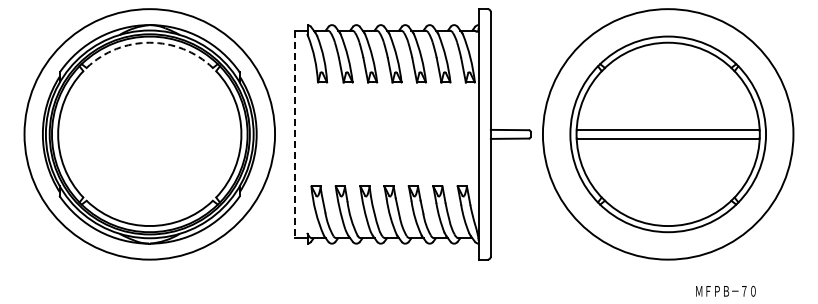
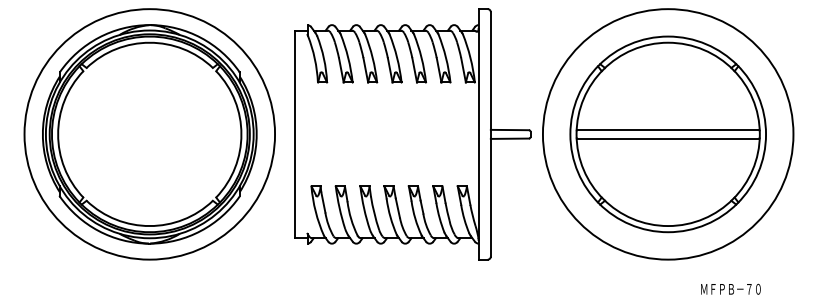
arc: dashed -> solid (149, 42)
line: dashed -> solid (295, 134)
text position: (725, 290) -> (730, 288) (730, 288)
